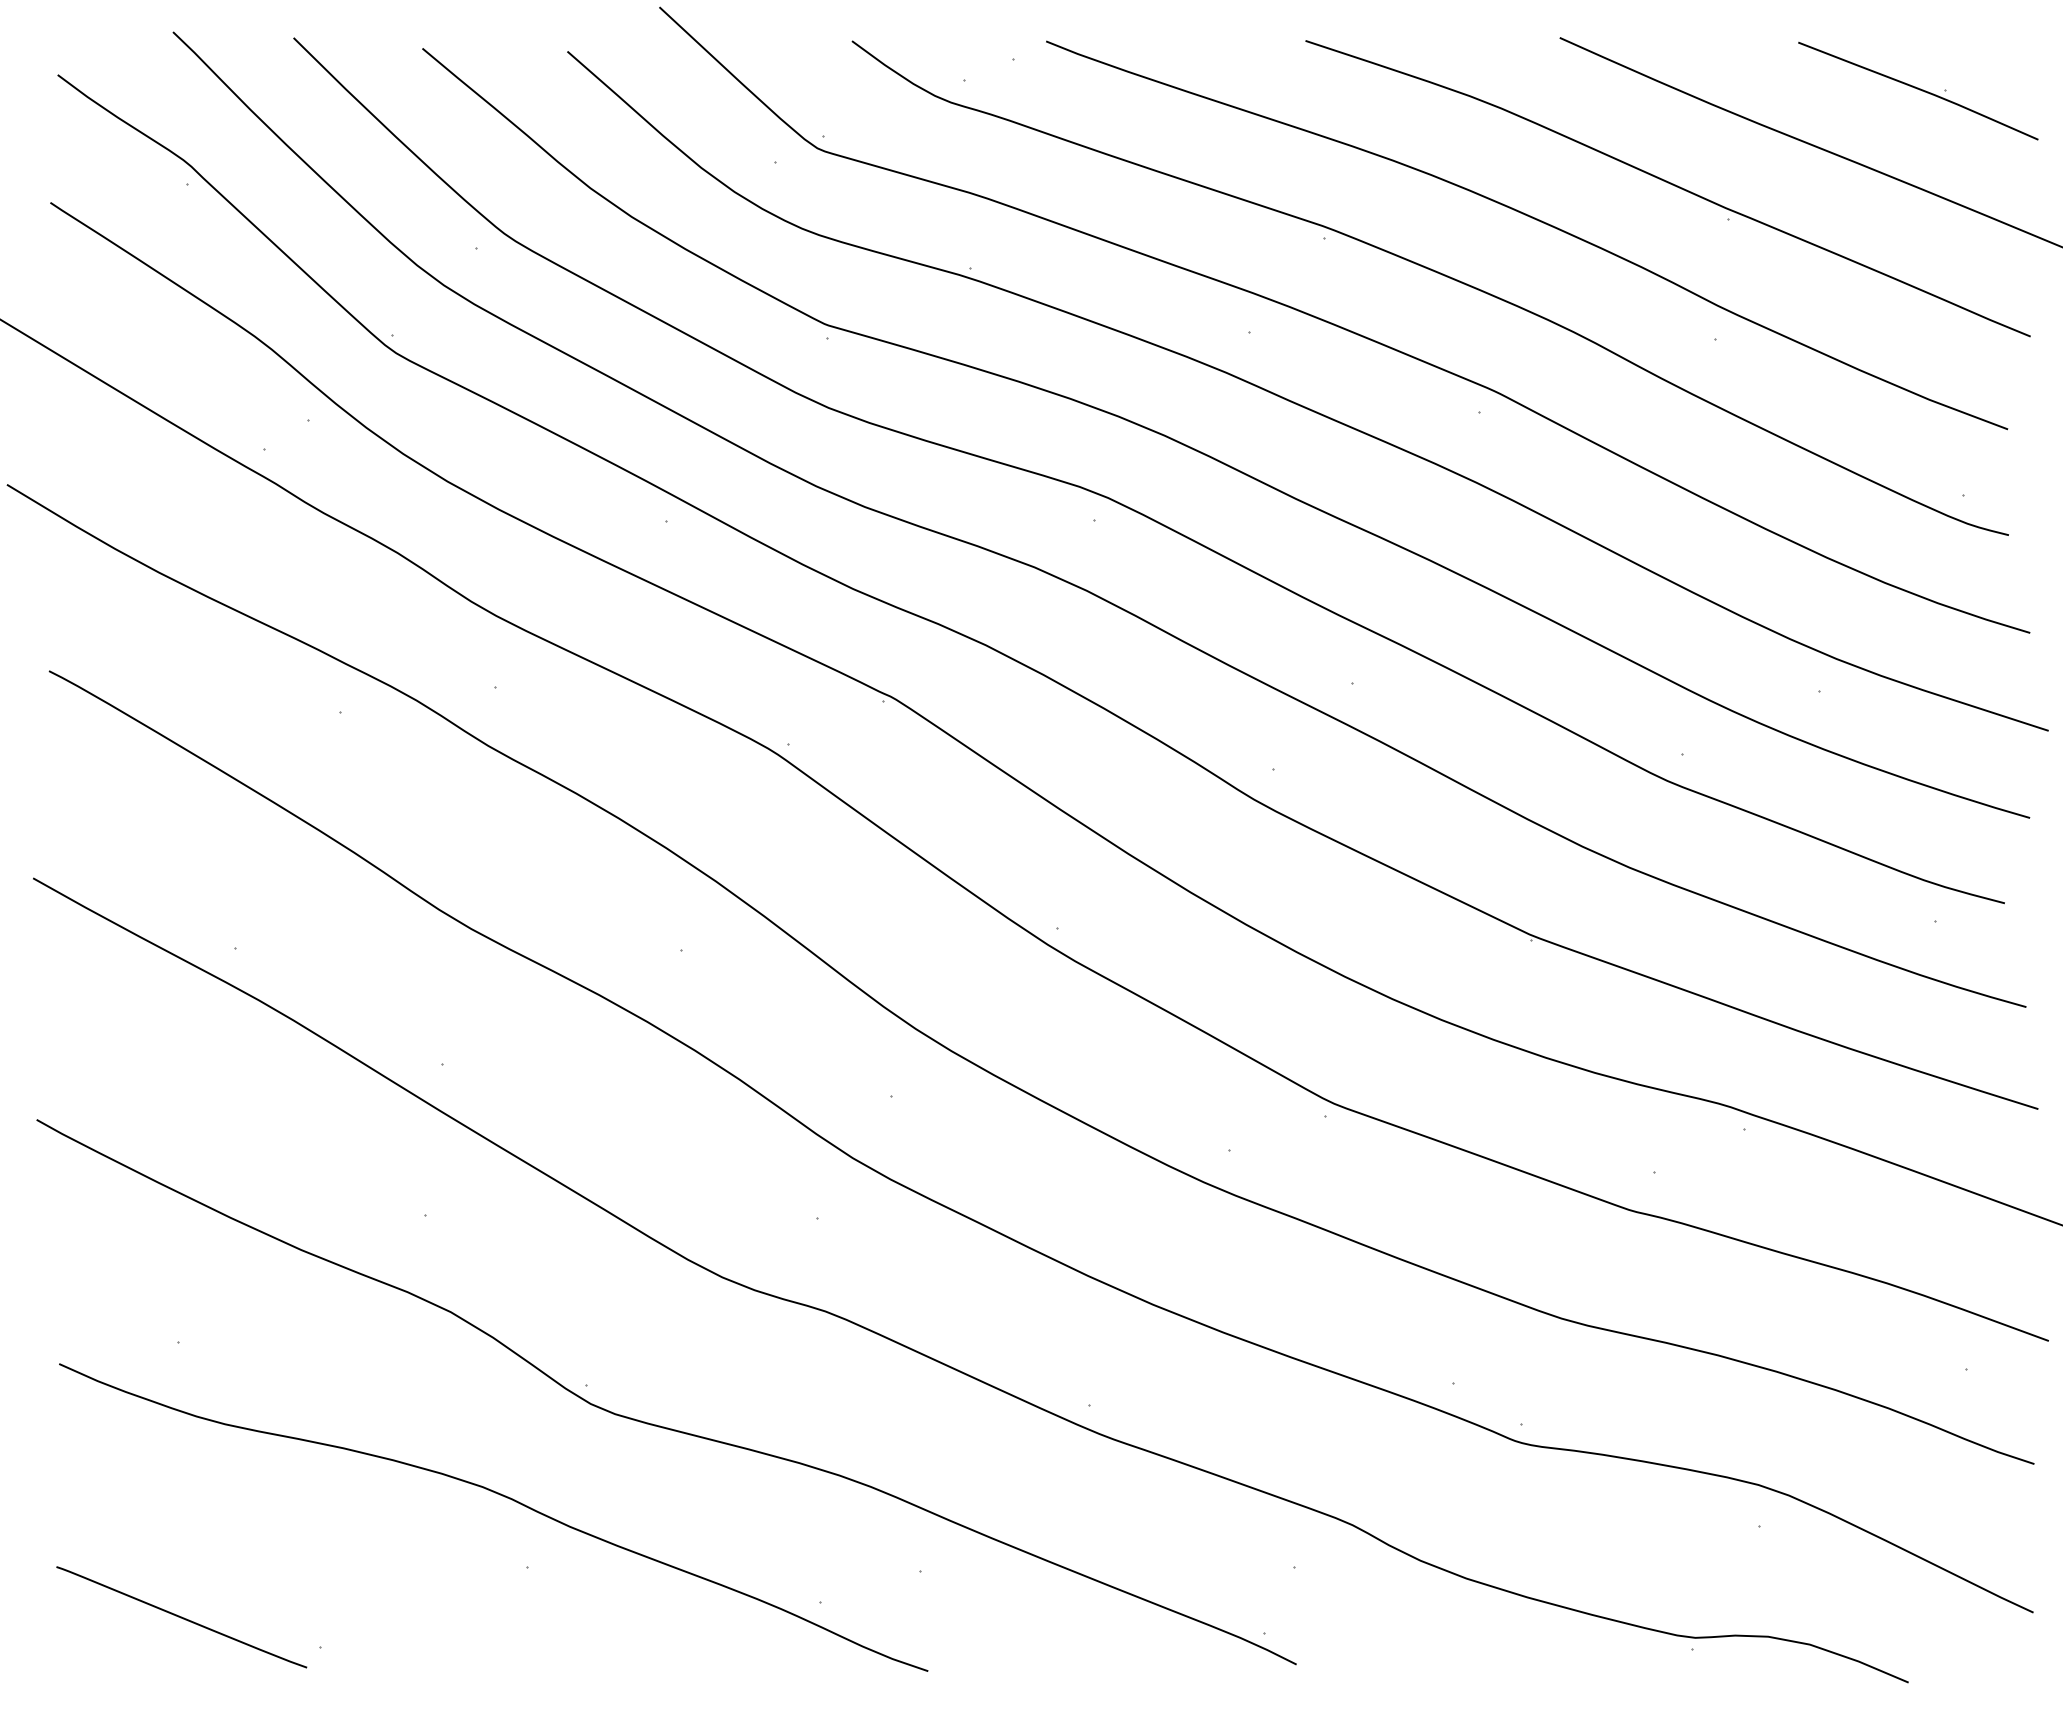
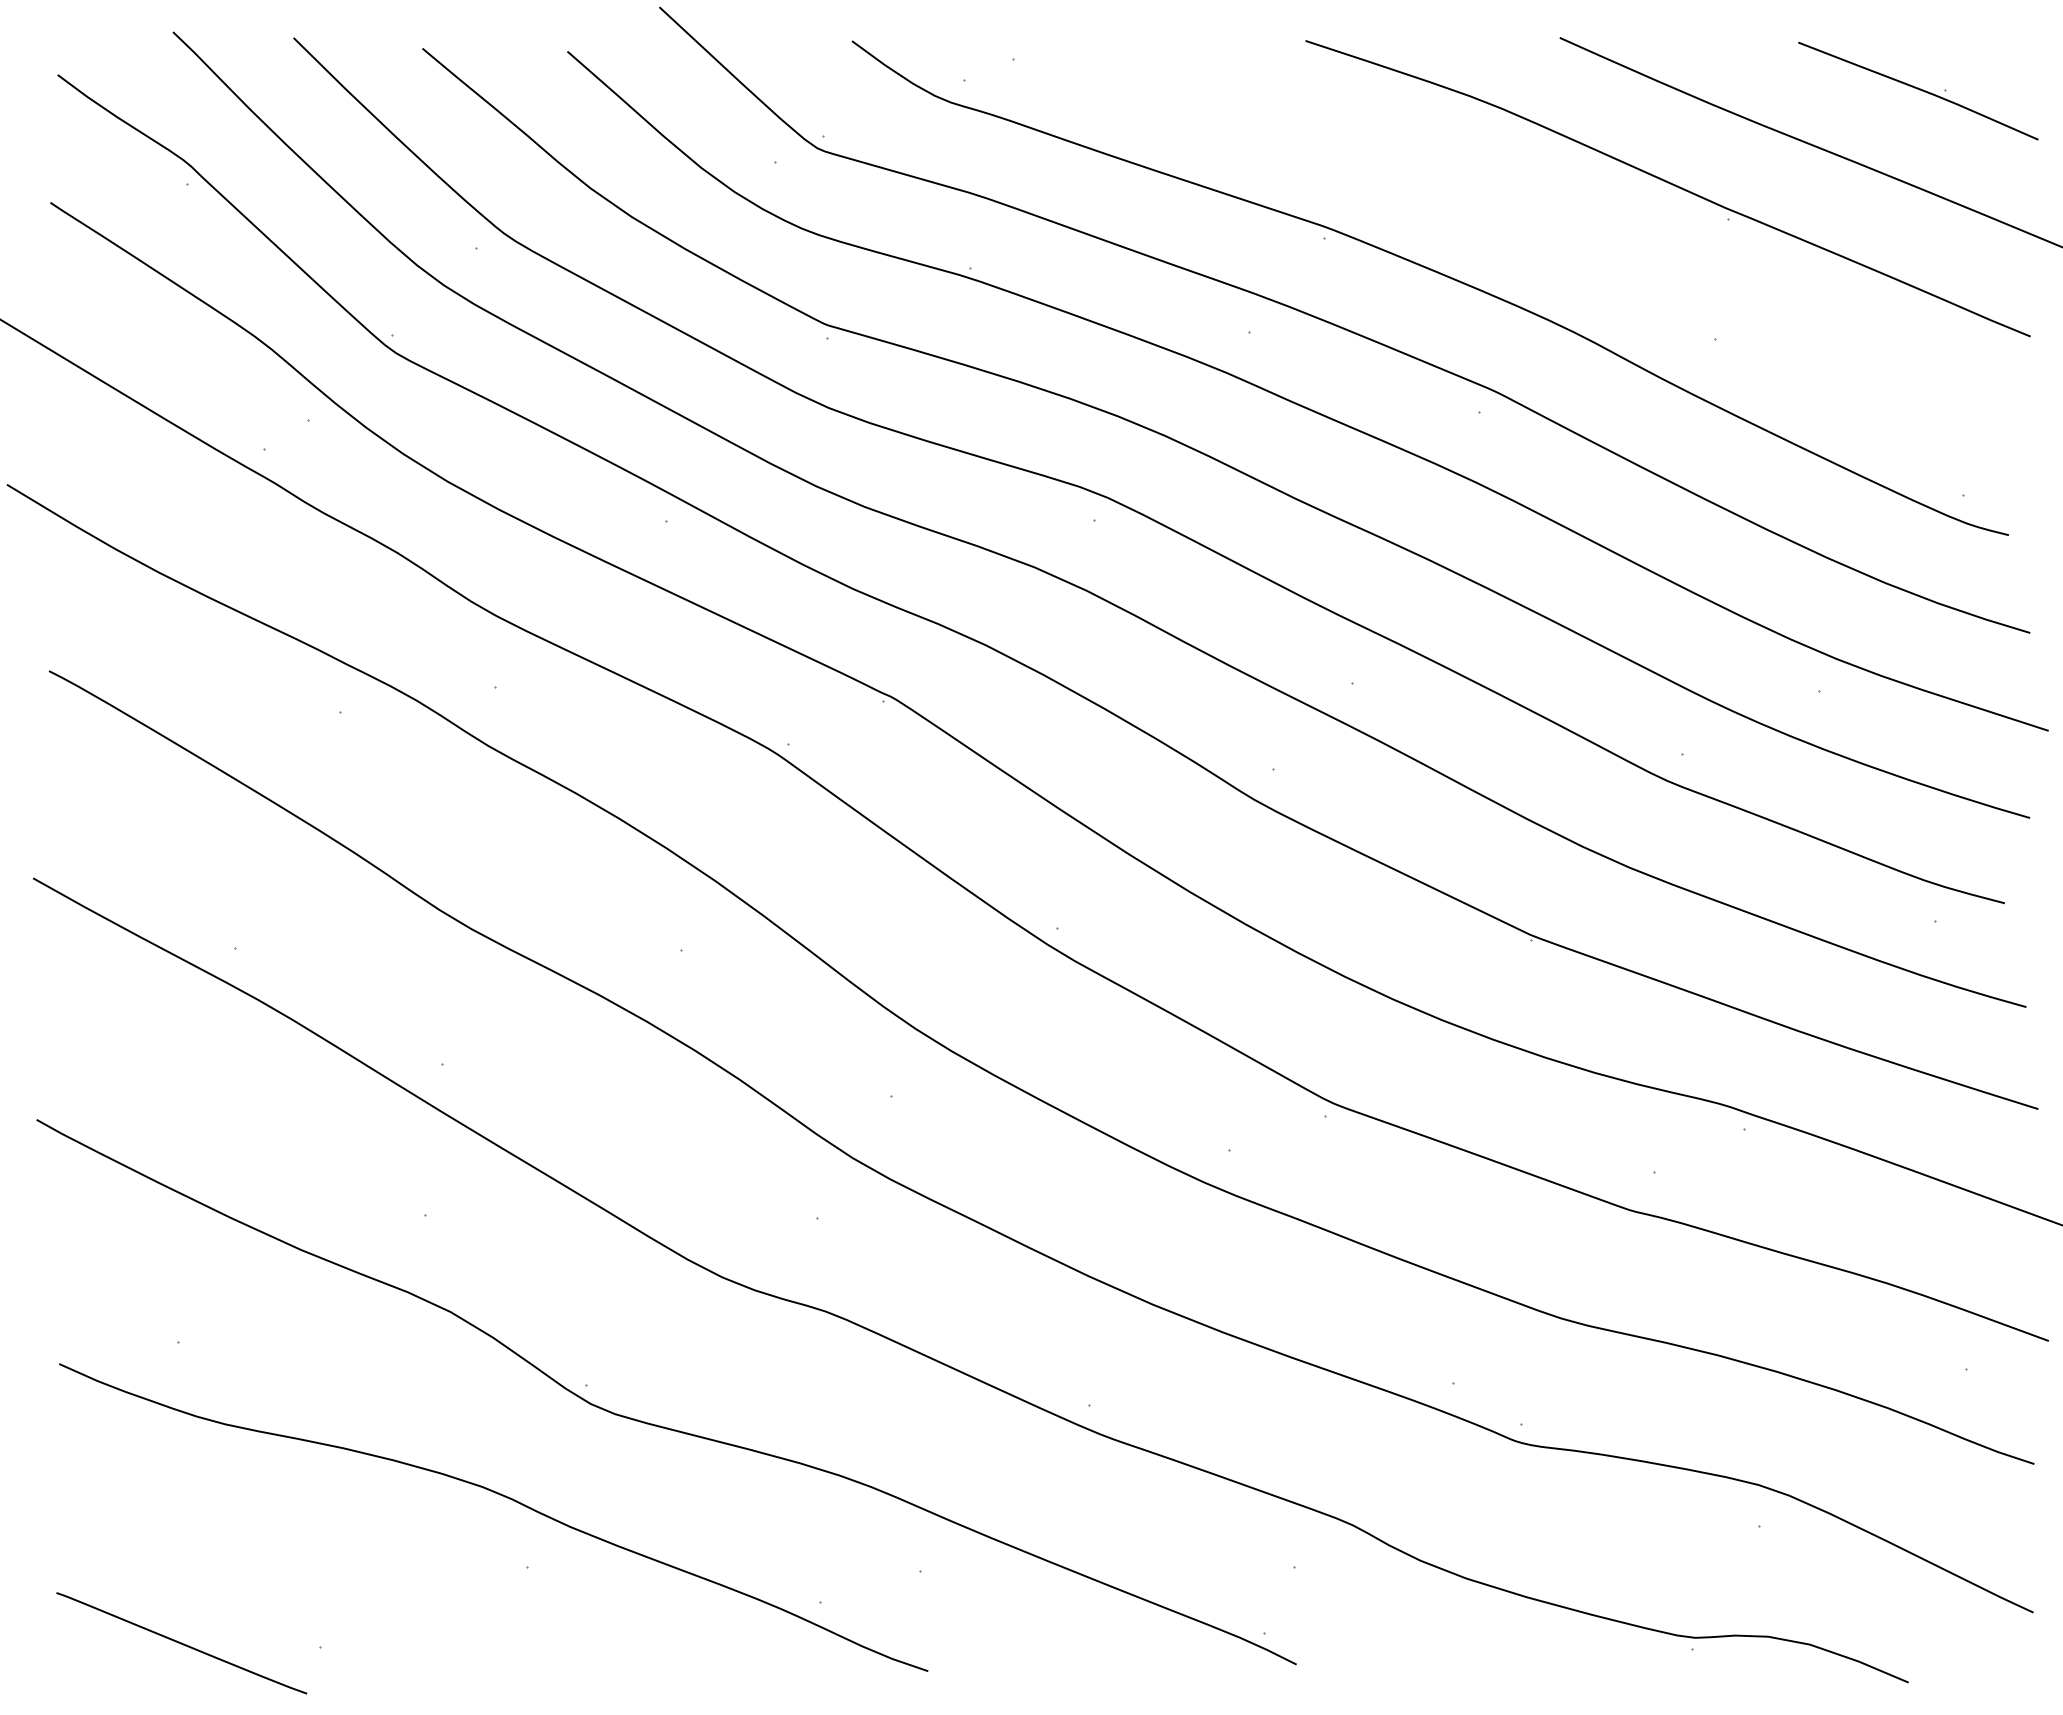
curve: present -> none (1531, 218)
curve position: (181, 1617) -> (181, 1643) (181, 1643)
